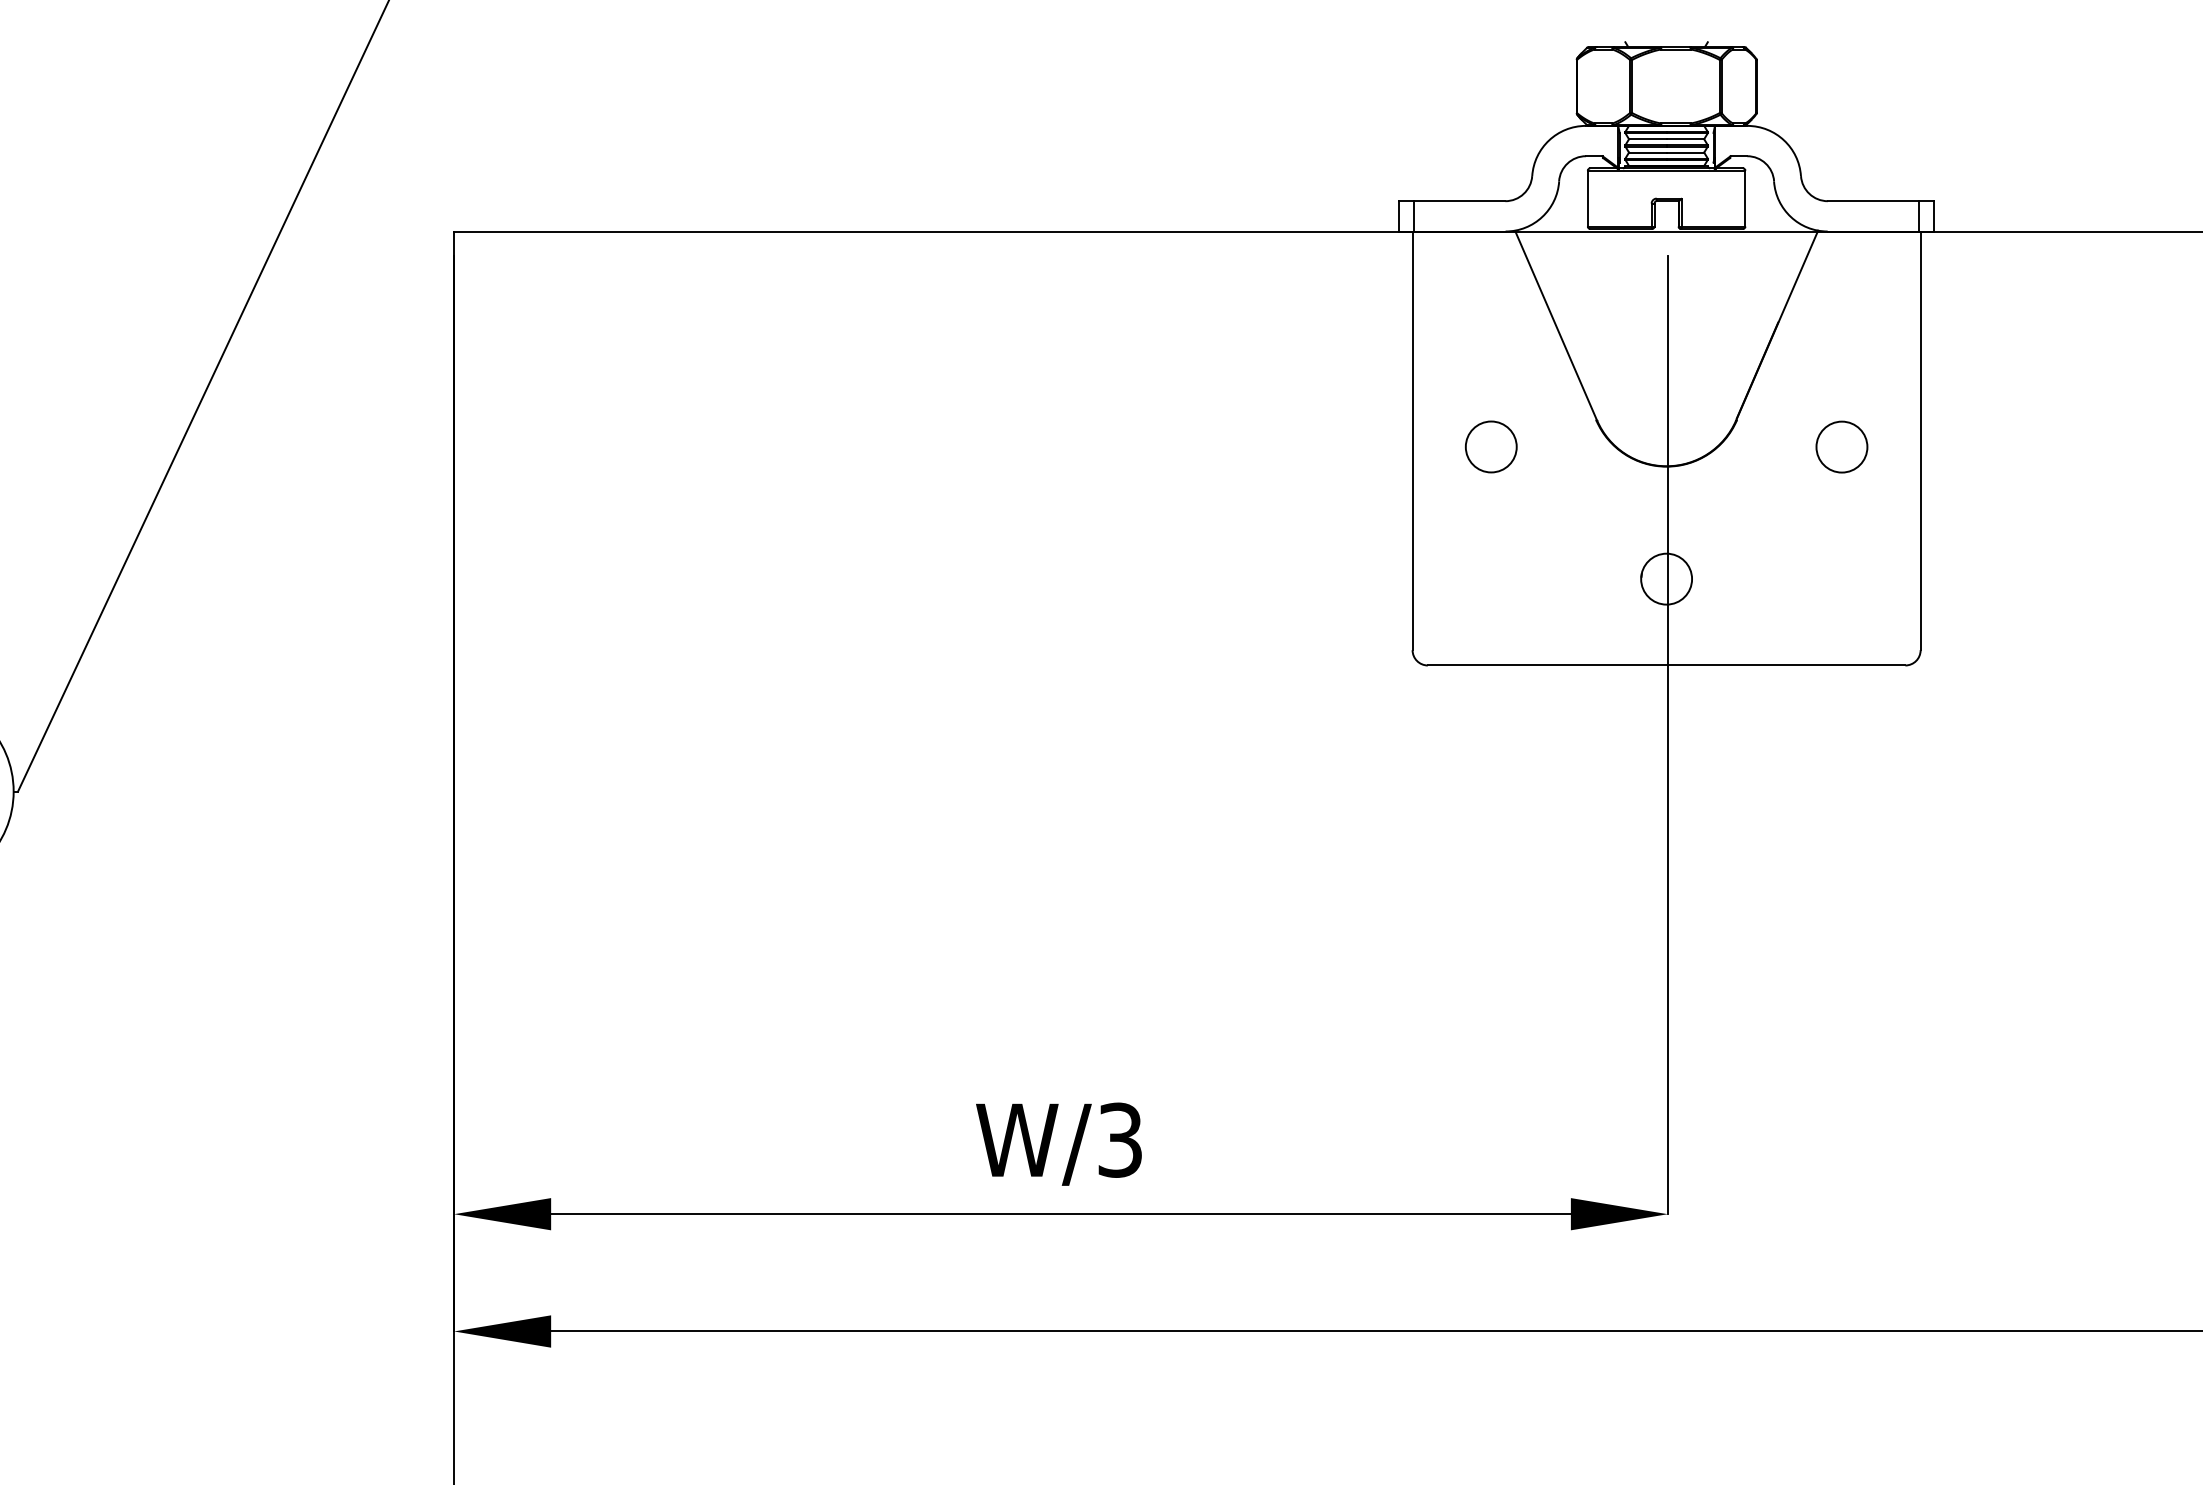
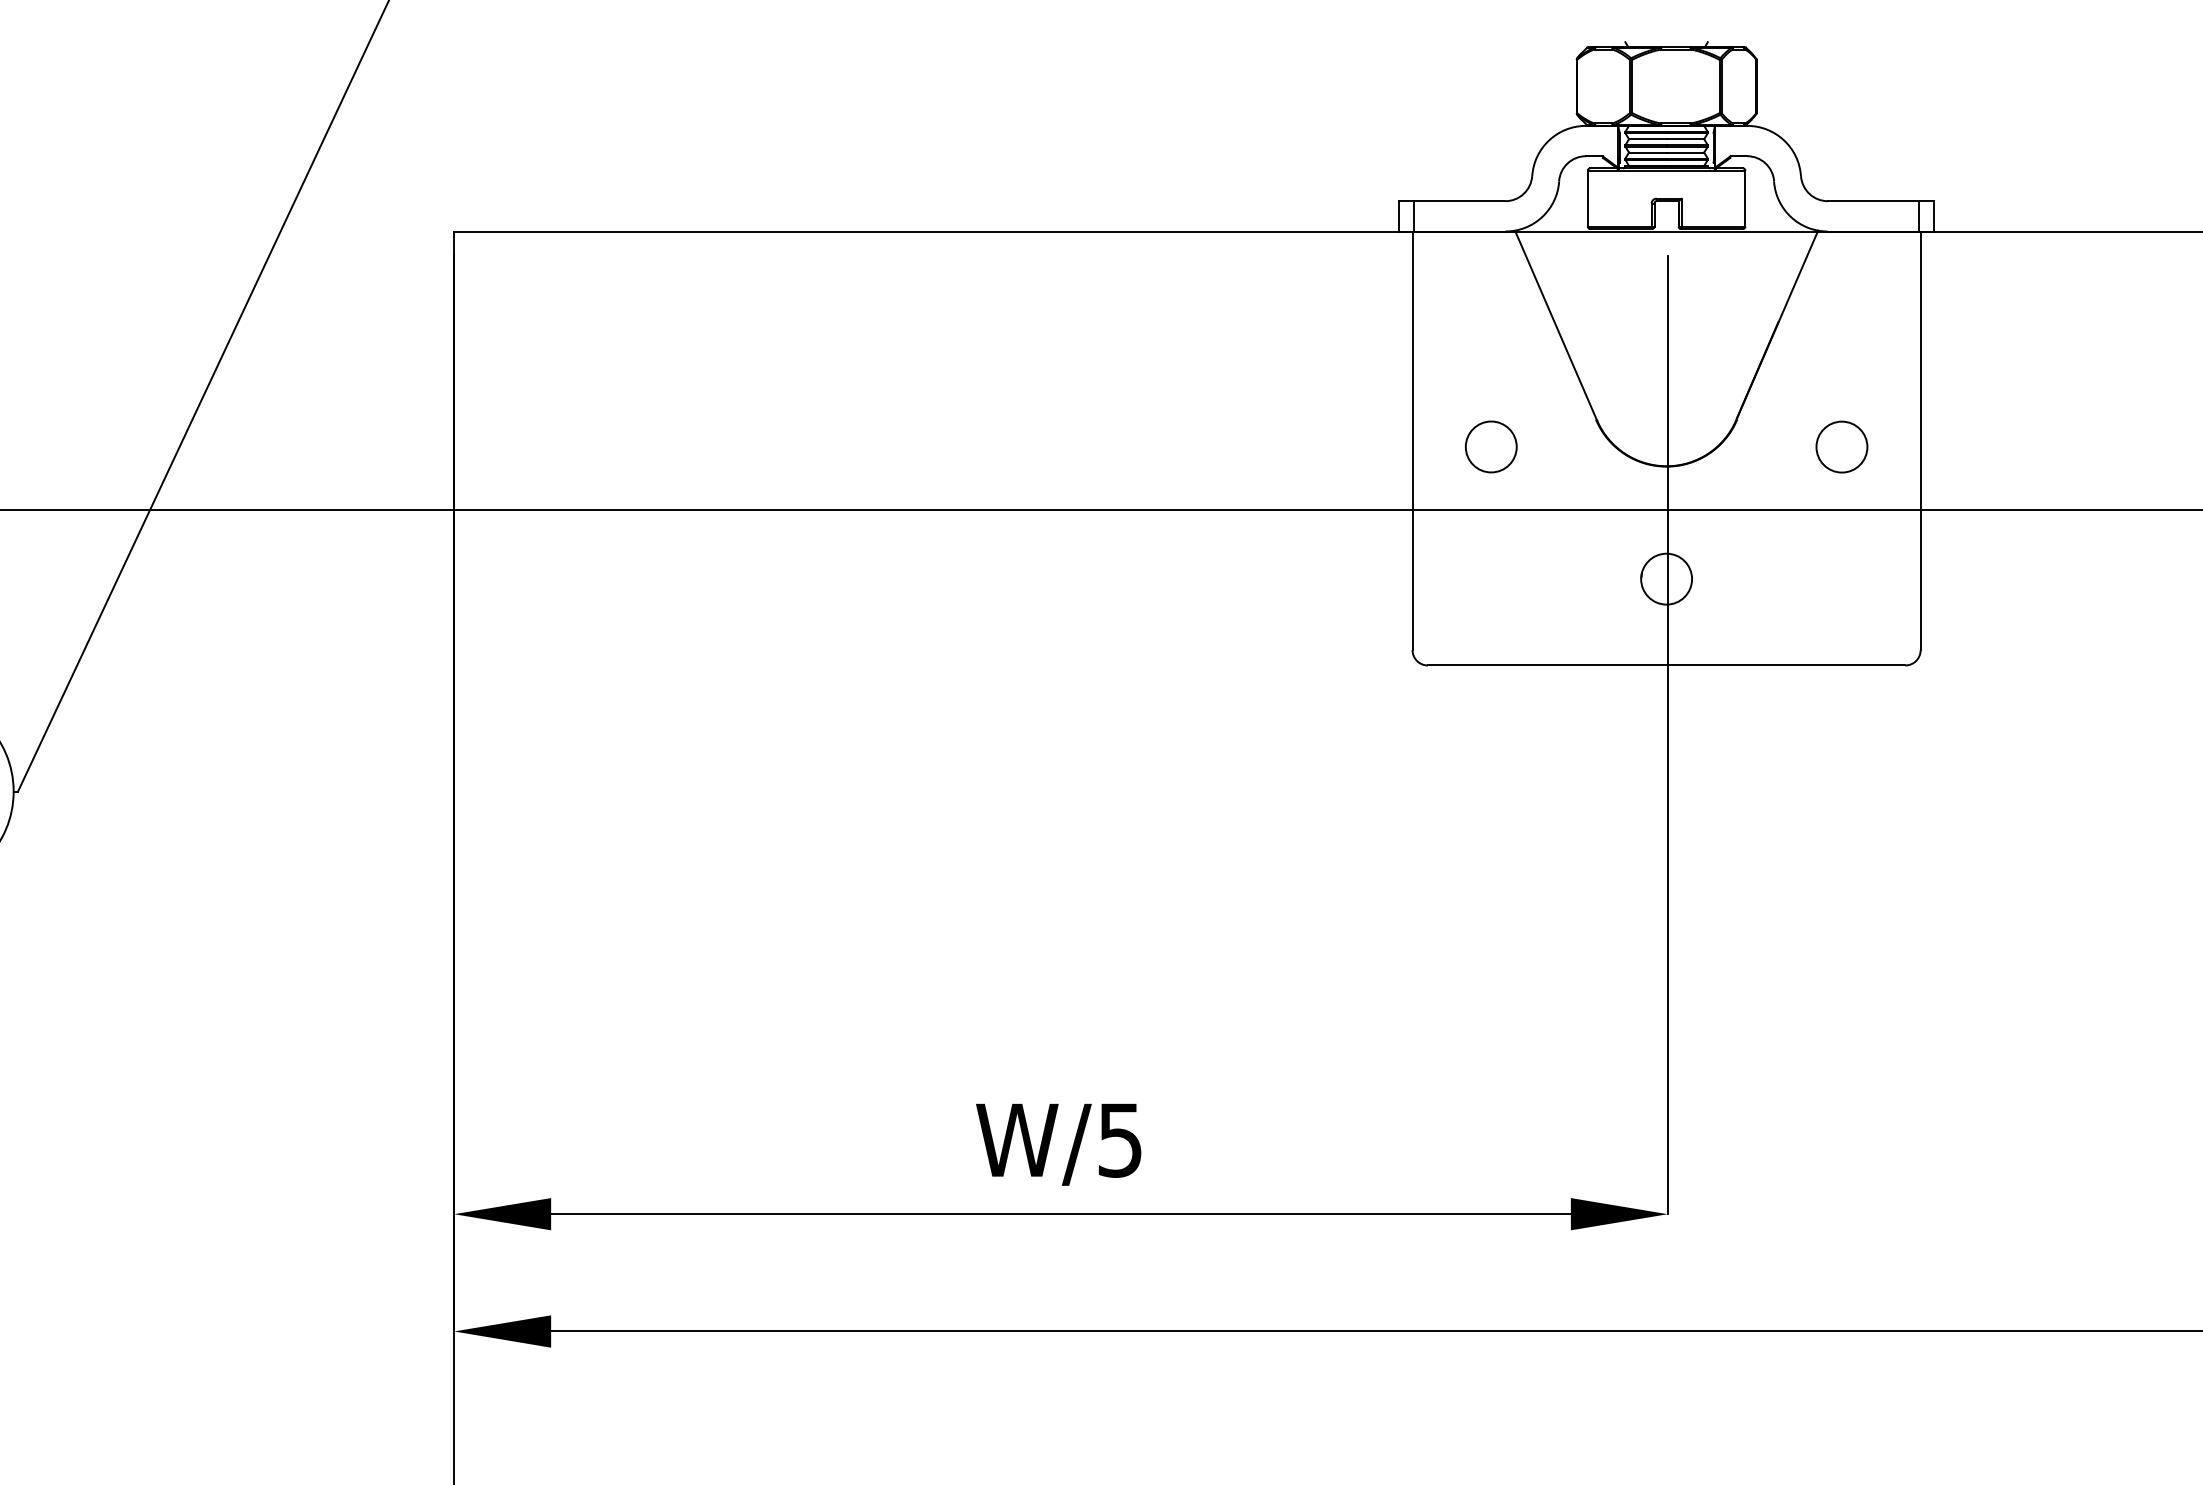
line: none -> present (1100, 510)
text: W/3 -> W/5 (1119, 1139)
